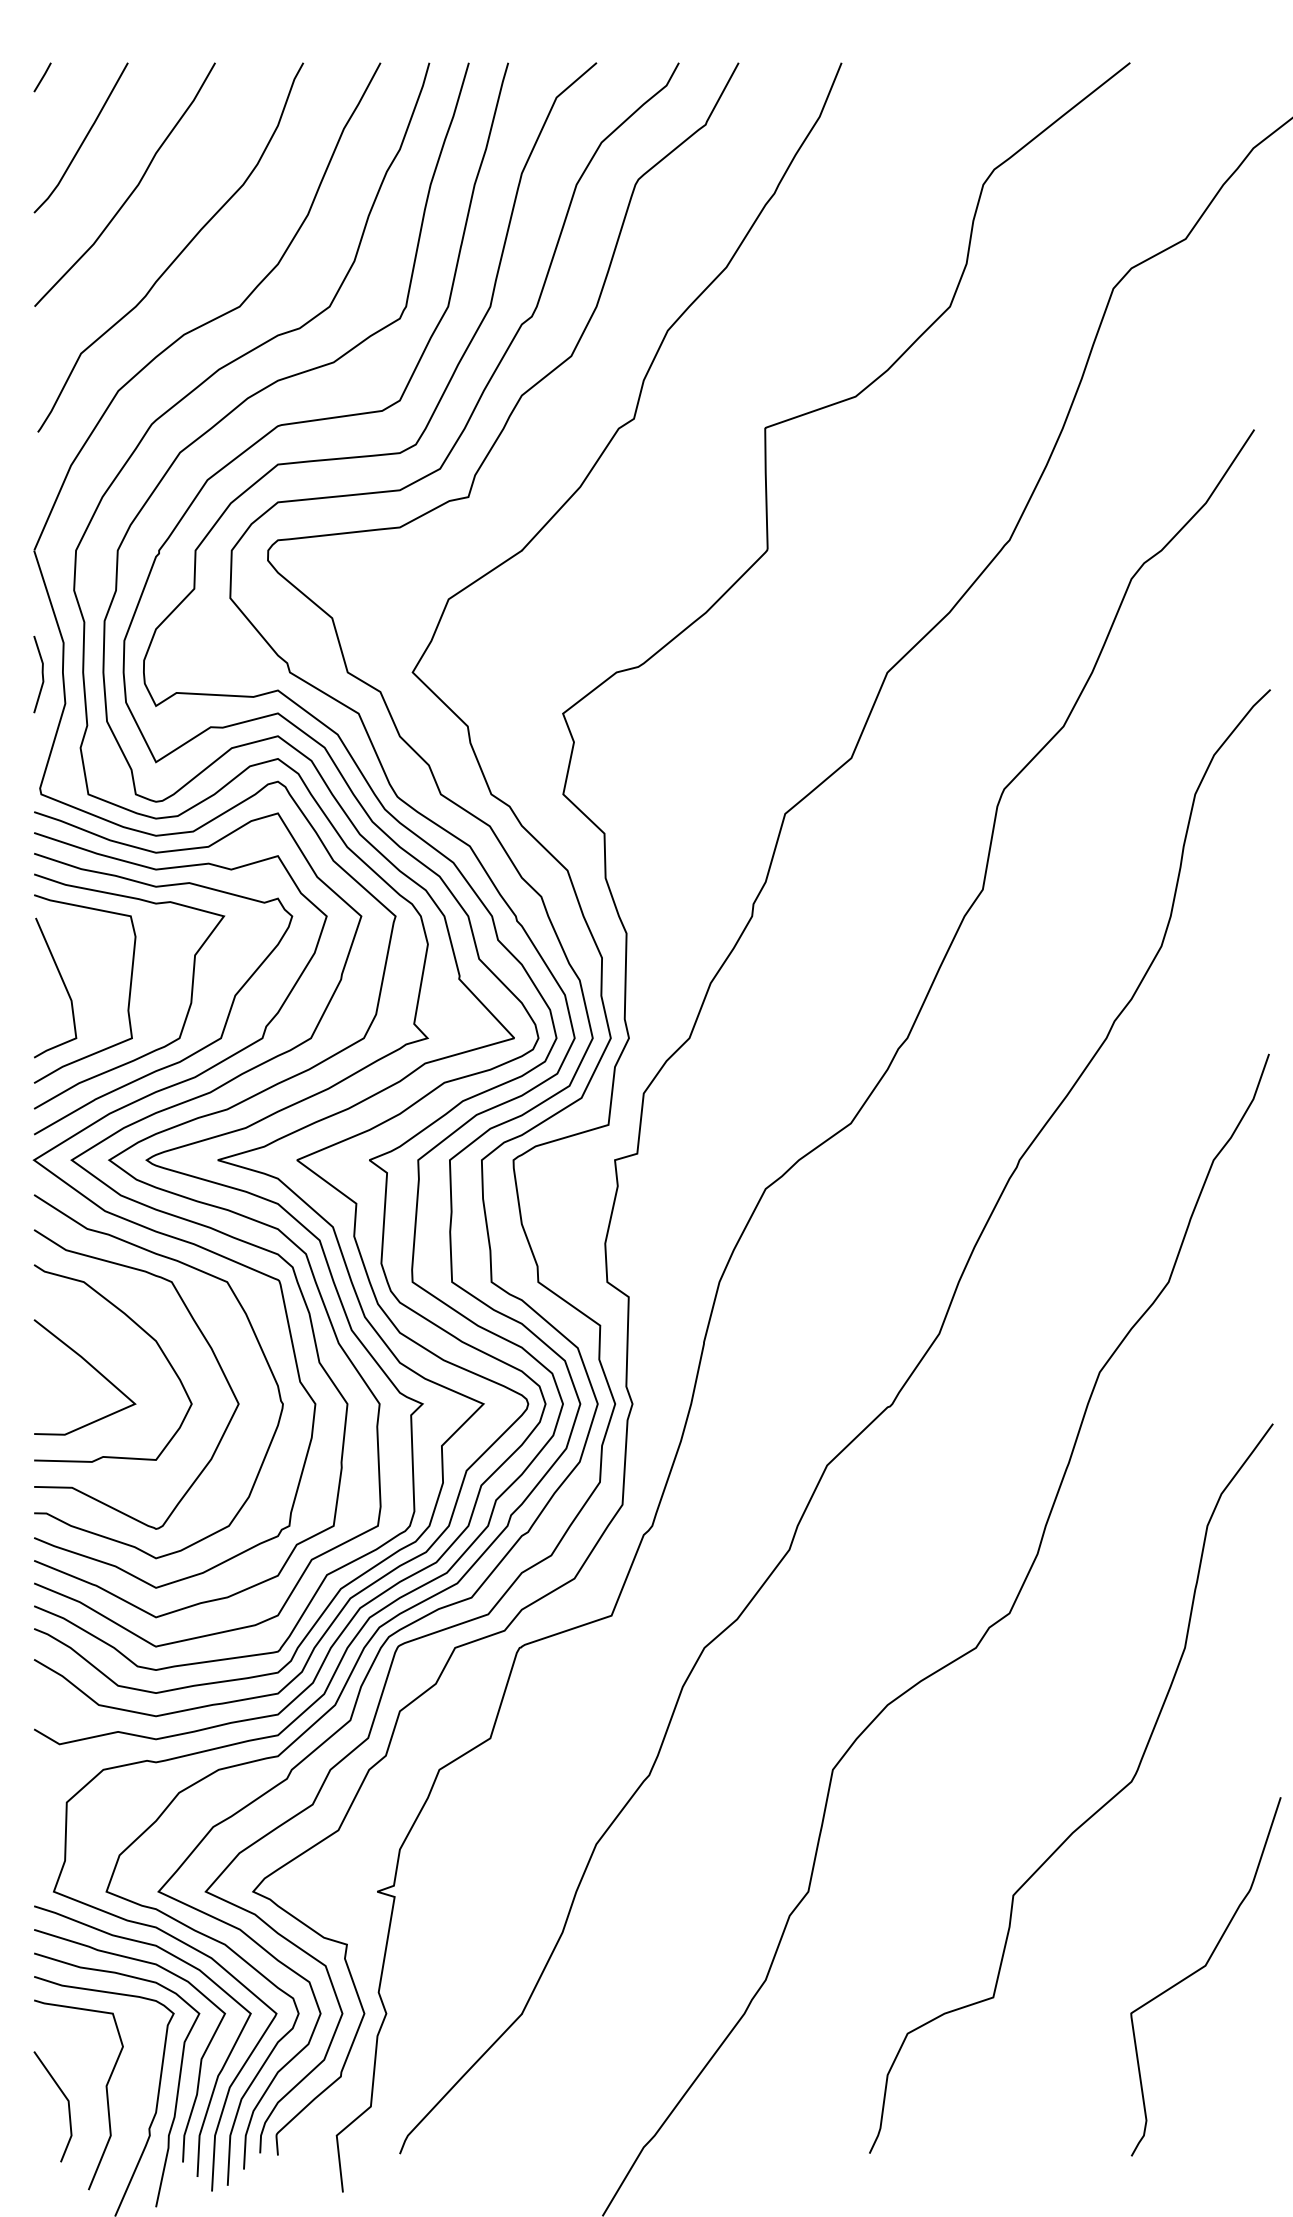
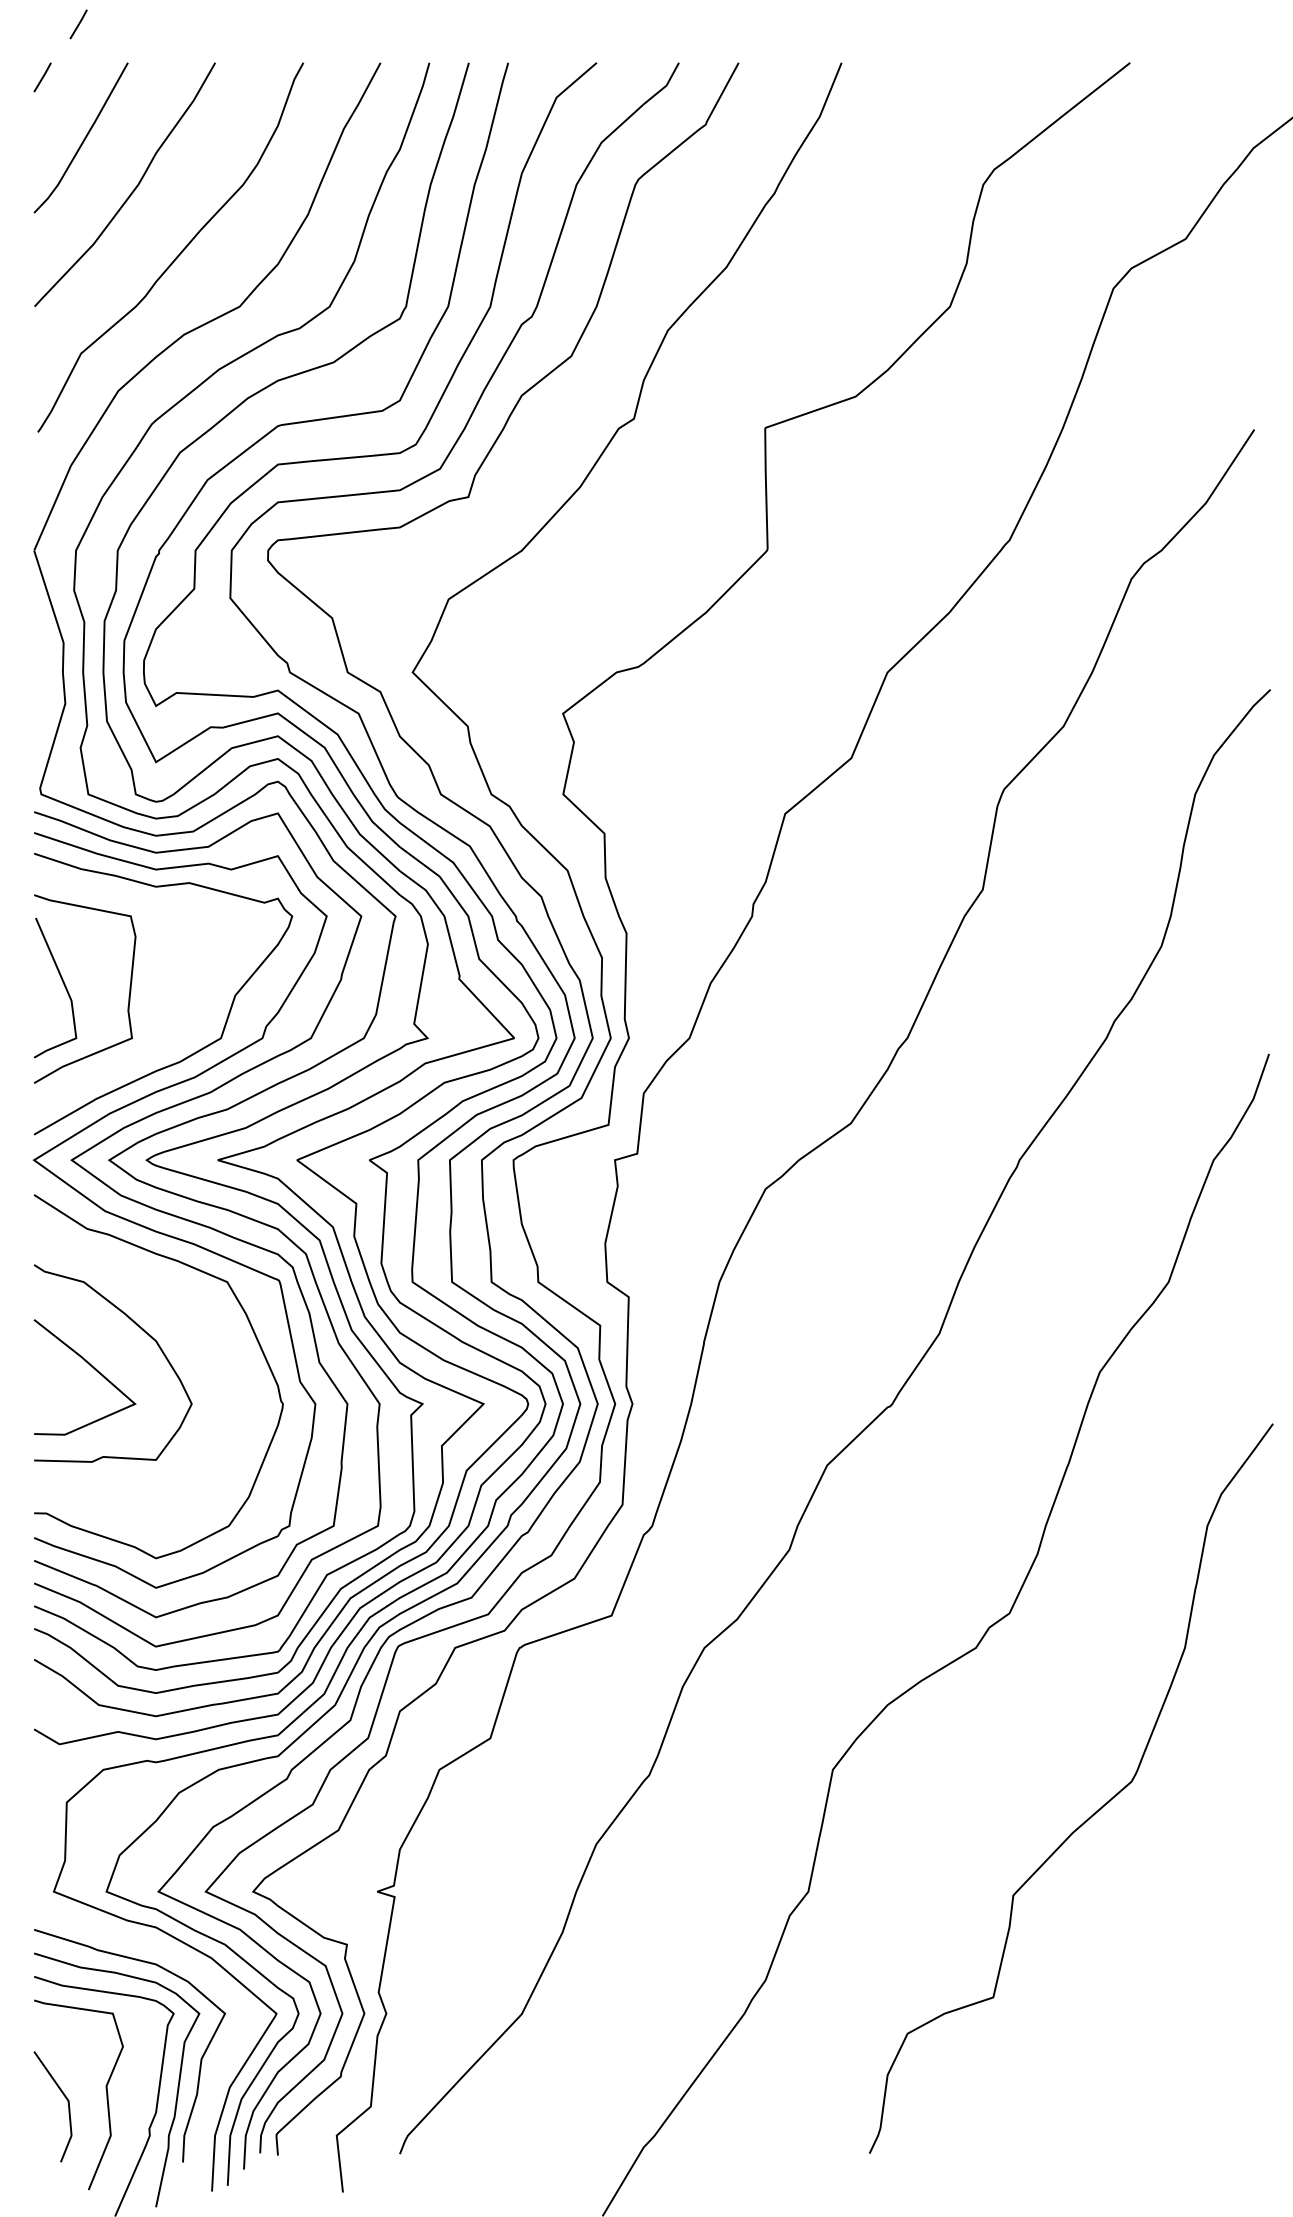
line: none -> present (78, 24)
line: present -> none (41, 674)
curve: present -> none (187, 1010)
curve: present -> none (204, 1339)
curve: present -> none (1200, 1970)
curve: present -> none (216, 2077)
